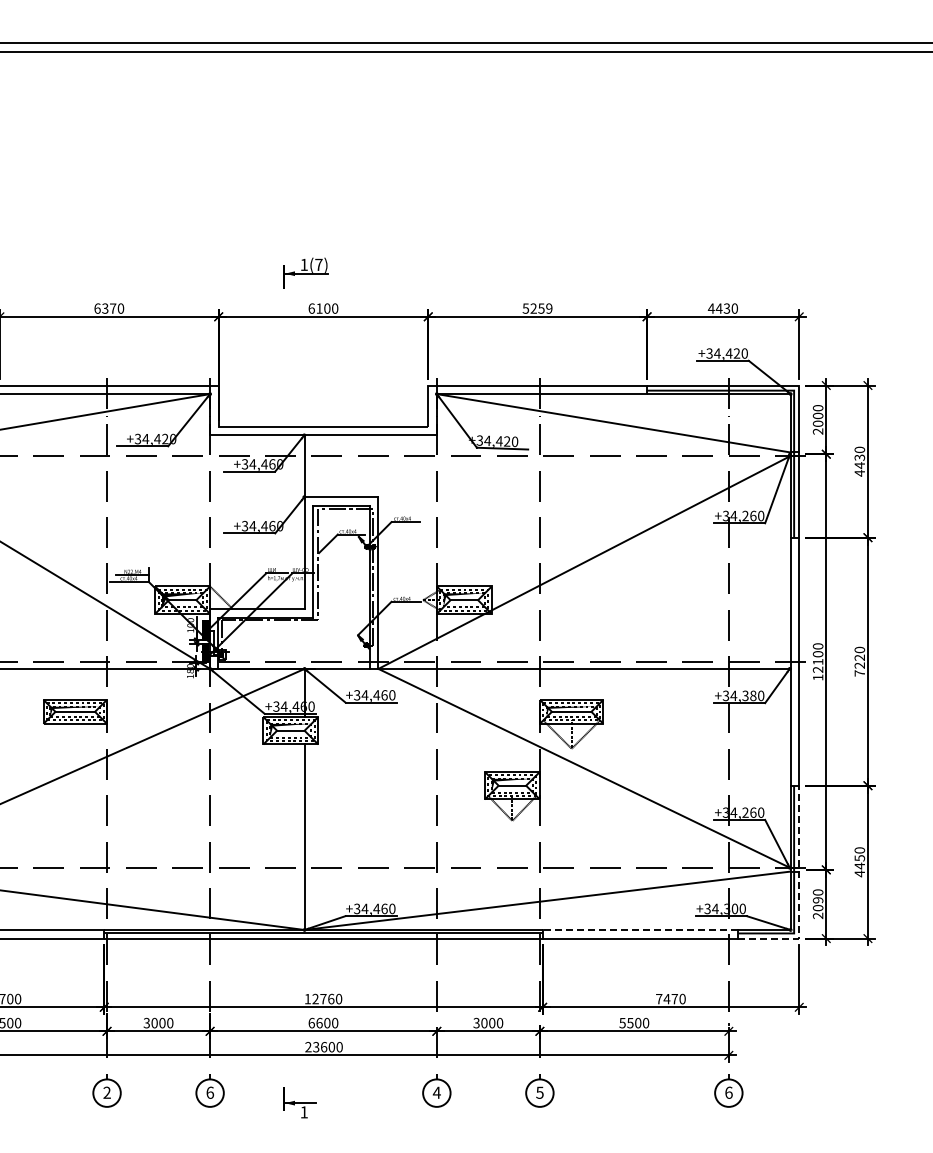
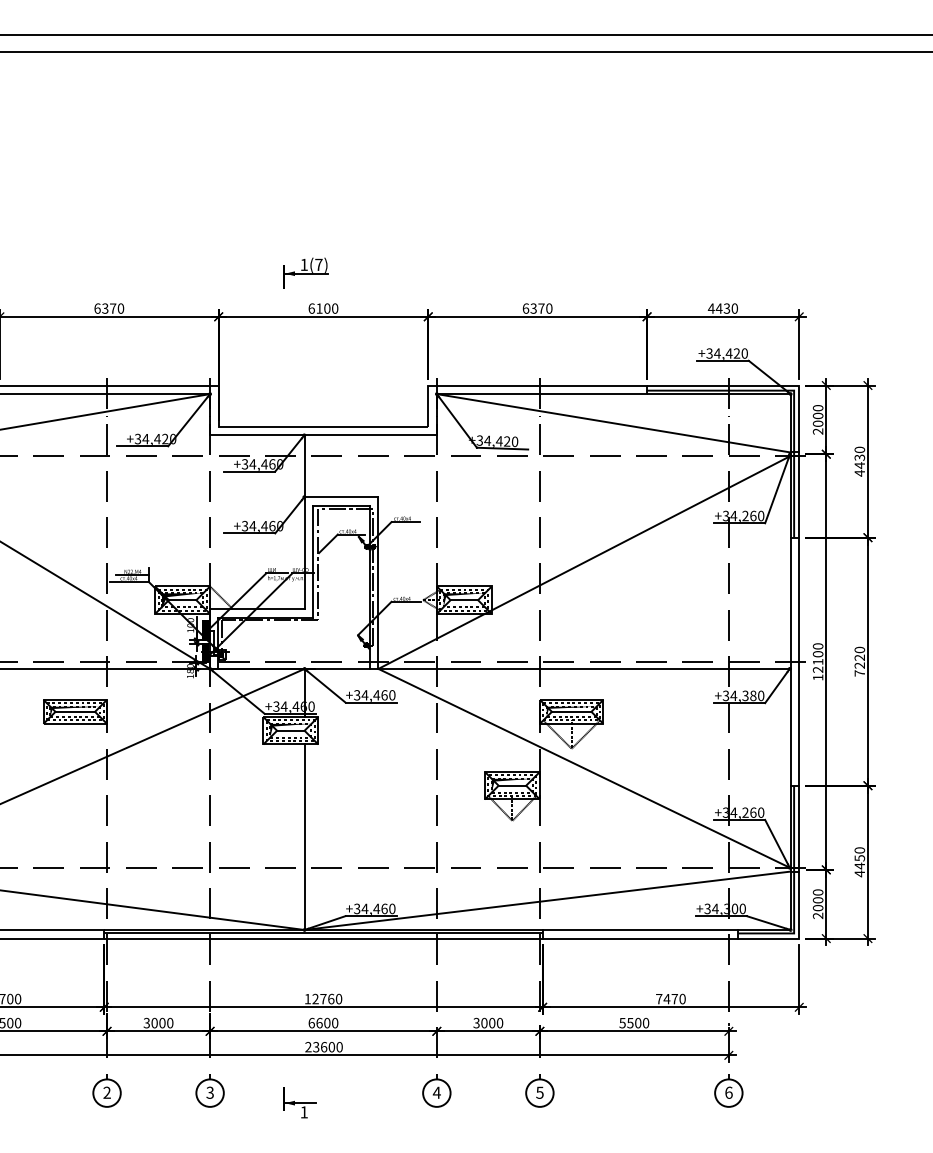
line position: (465, 42) -> (465, 34) (465, 34)
text: 5259 -> 6370 (537, 308)
line: dashed -> solid (799, 892)
text: 2090 -> 2000 (818, 900)
line: dashed -> solid (640, 929)
text: 6 -> 3 (210, 1092)
